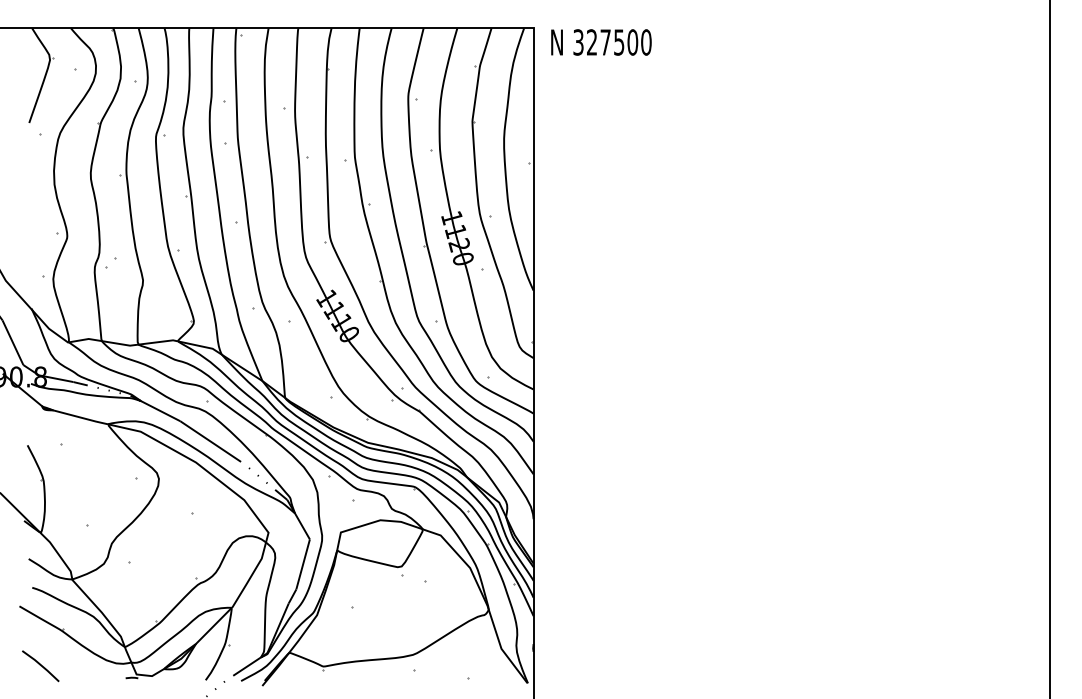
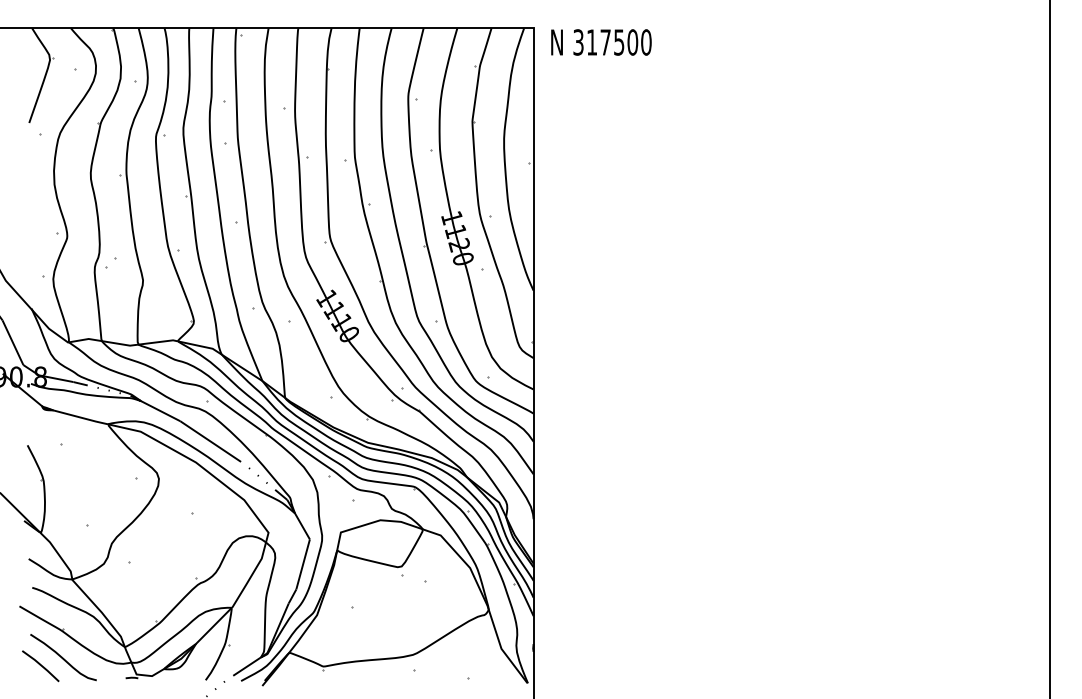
text: 327500 -> 317500 (591, 42)
curve: none -> present (63, 657)
